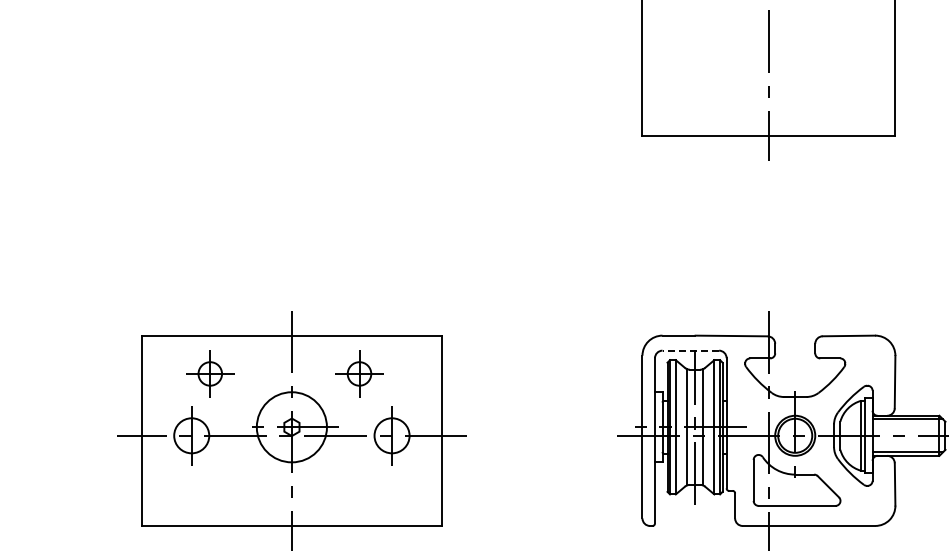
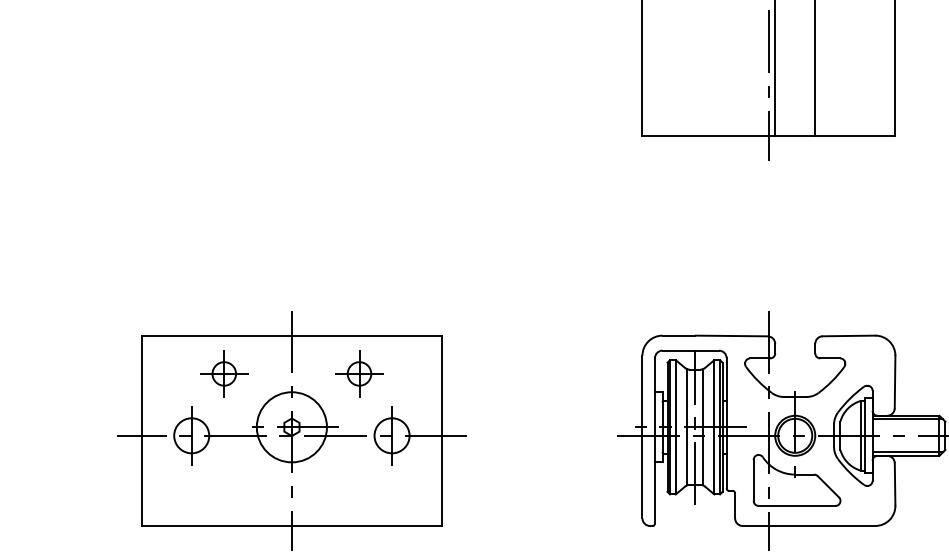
line: none -> present (775, 68)
line: none -> present (815, 68)
line: dashed -> solid (690, 350)
part position: (210, 373) -> (224, 373) (224, 373)
